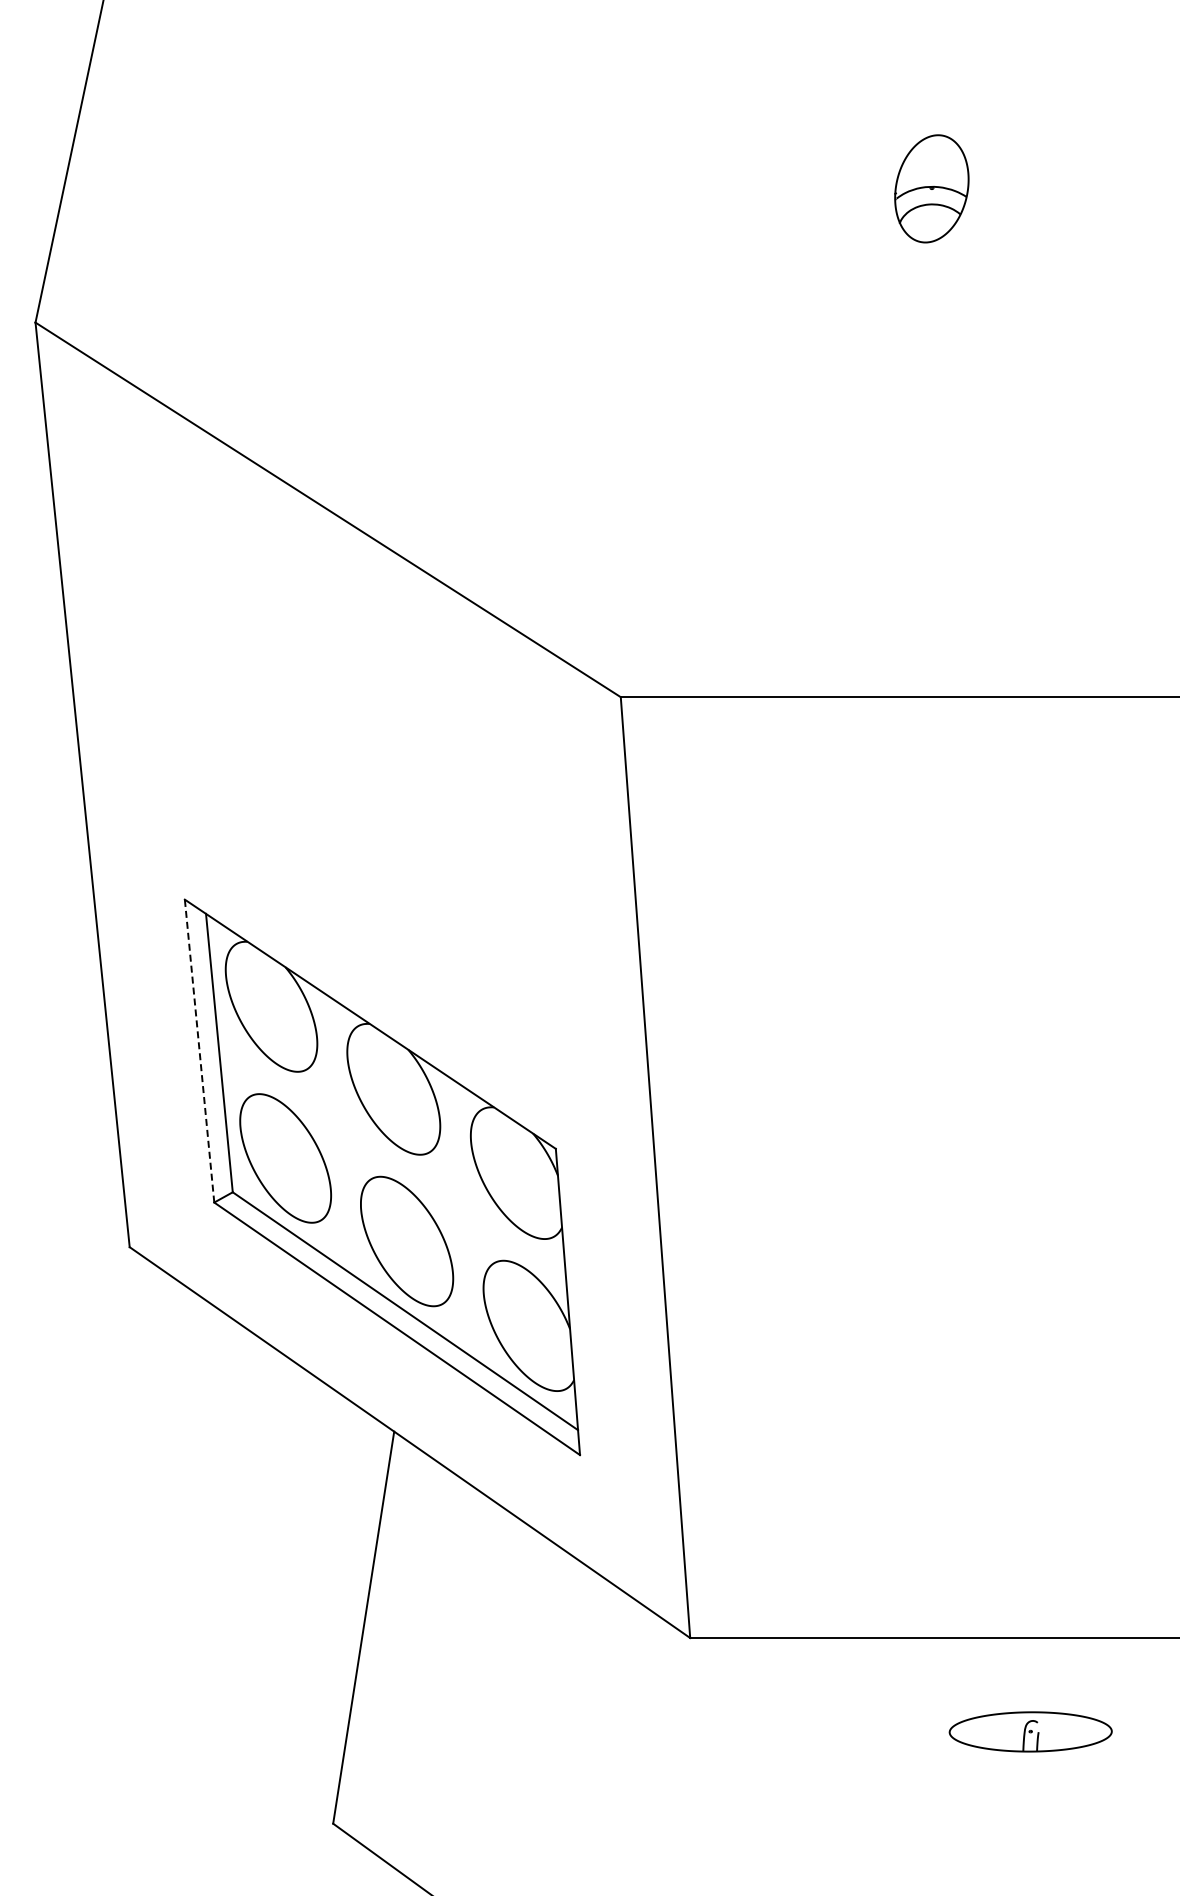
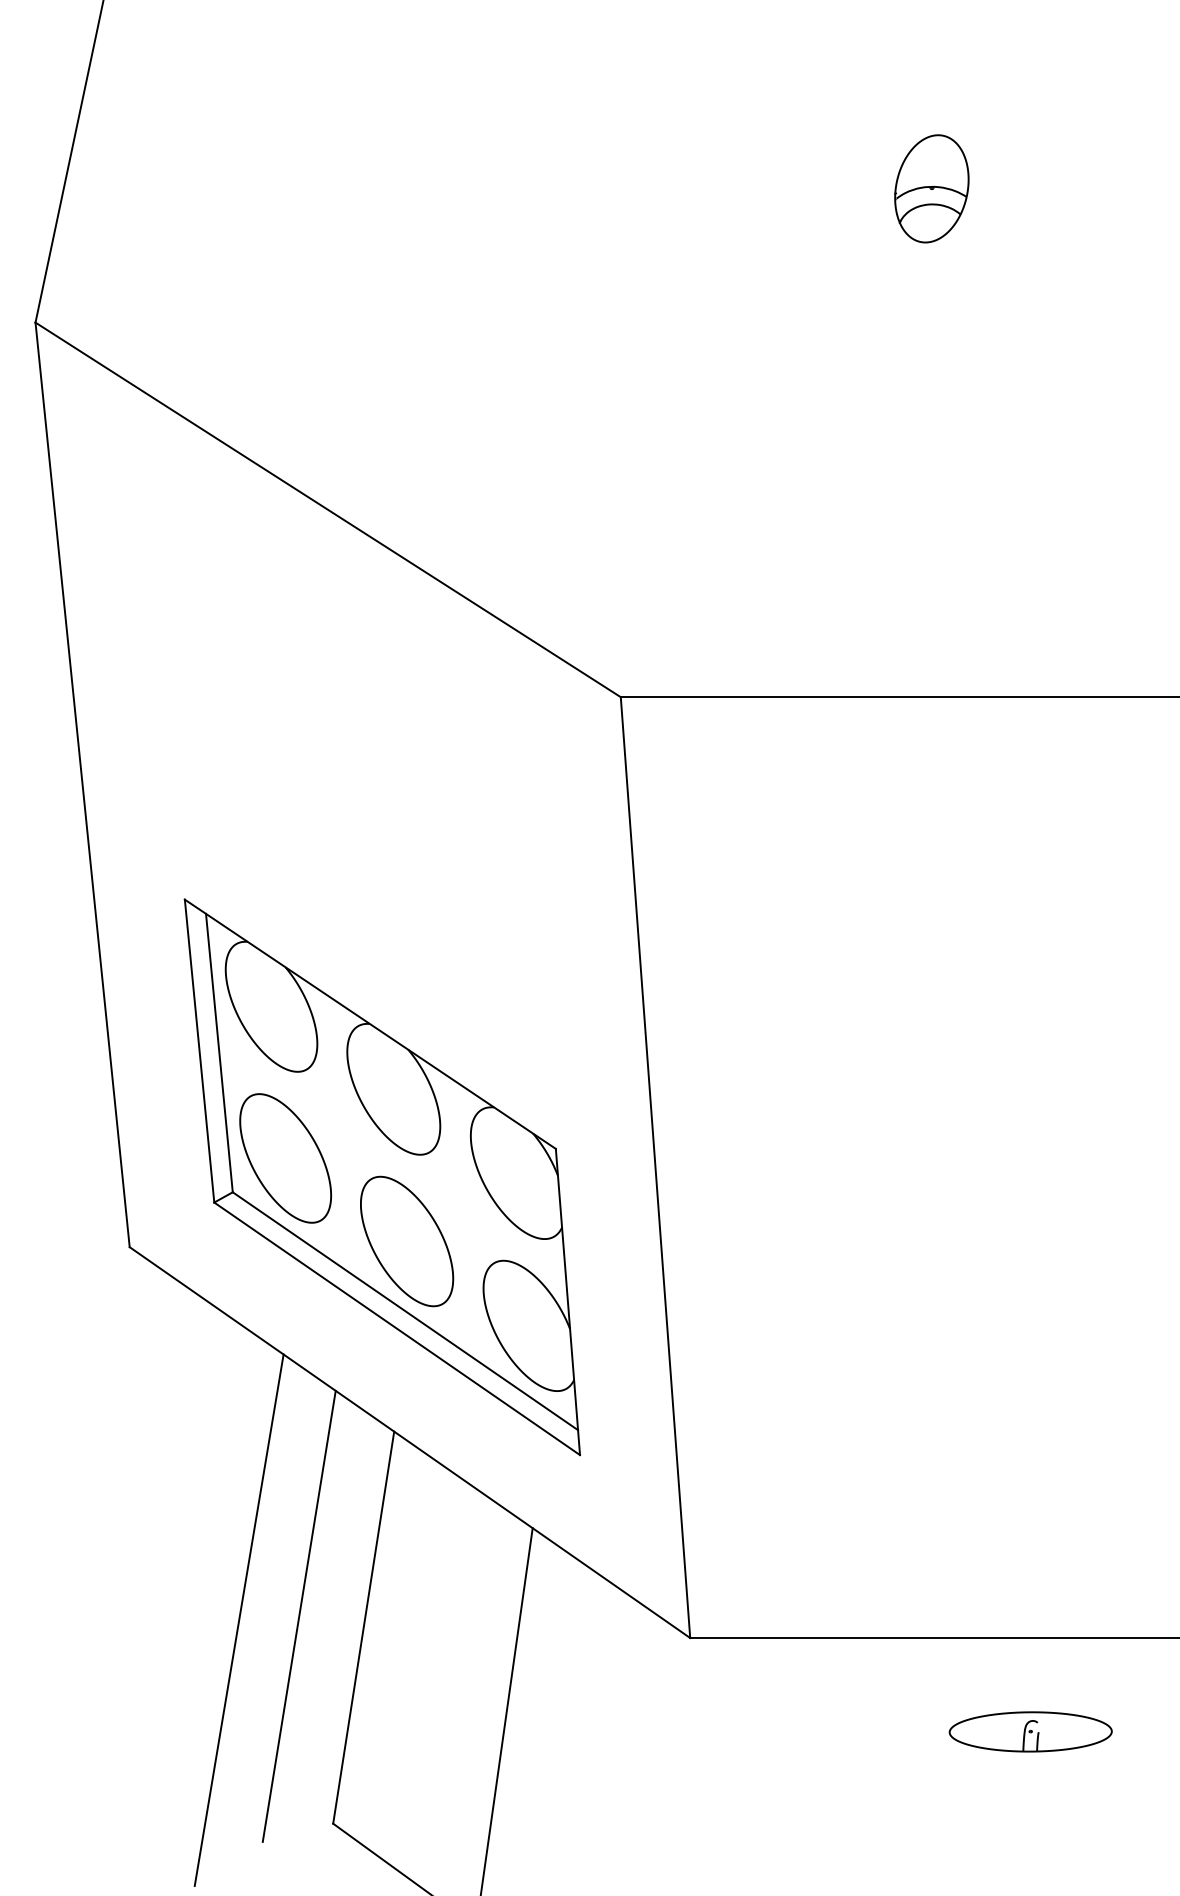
line: dashed -> solid (199, 1050)
line: none -> present (298, 1615)
line: none -> present (238, 1620)
line: none -> present (506, 1710)
